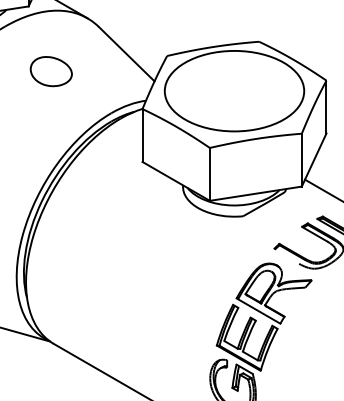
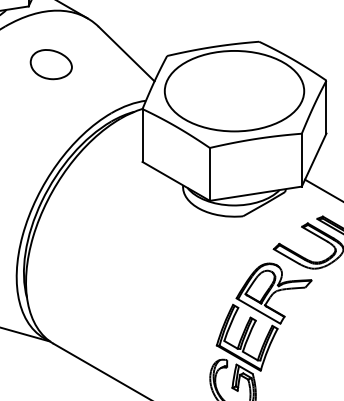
part position: (50, 71) -> (50, 64) (50, 64)
line: none -> present (286, 256)
